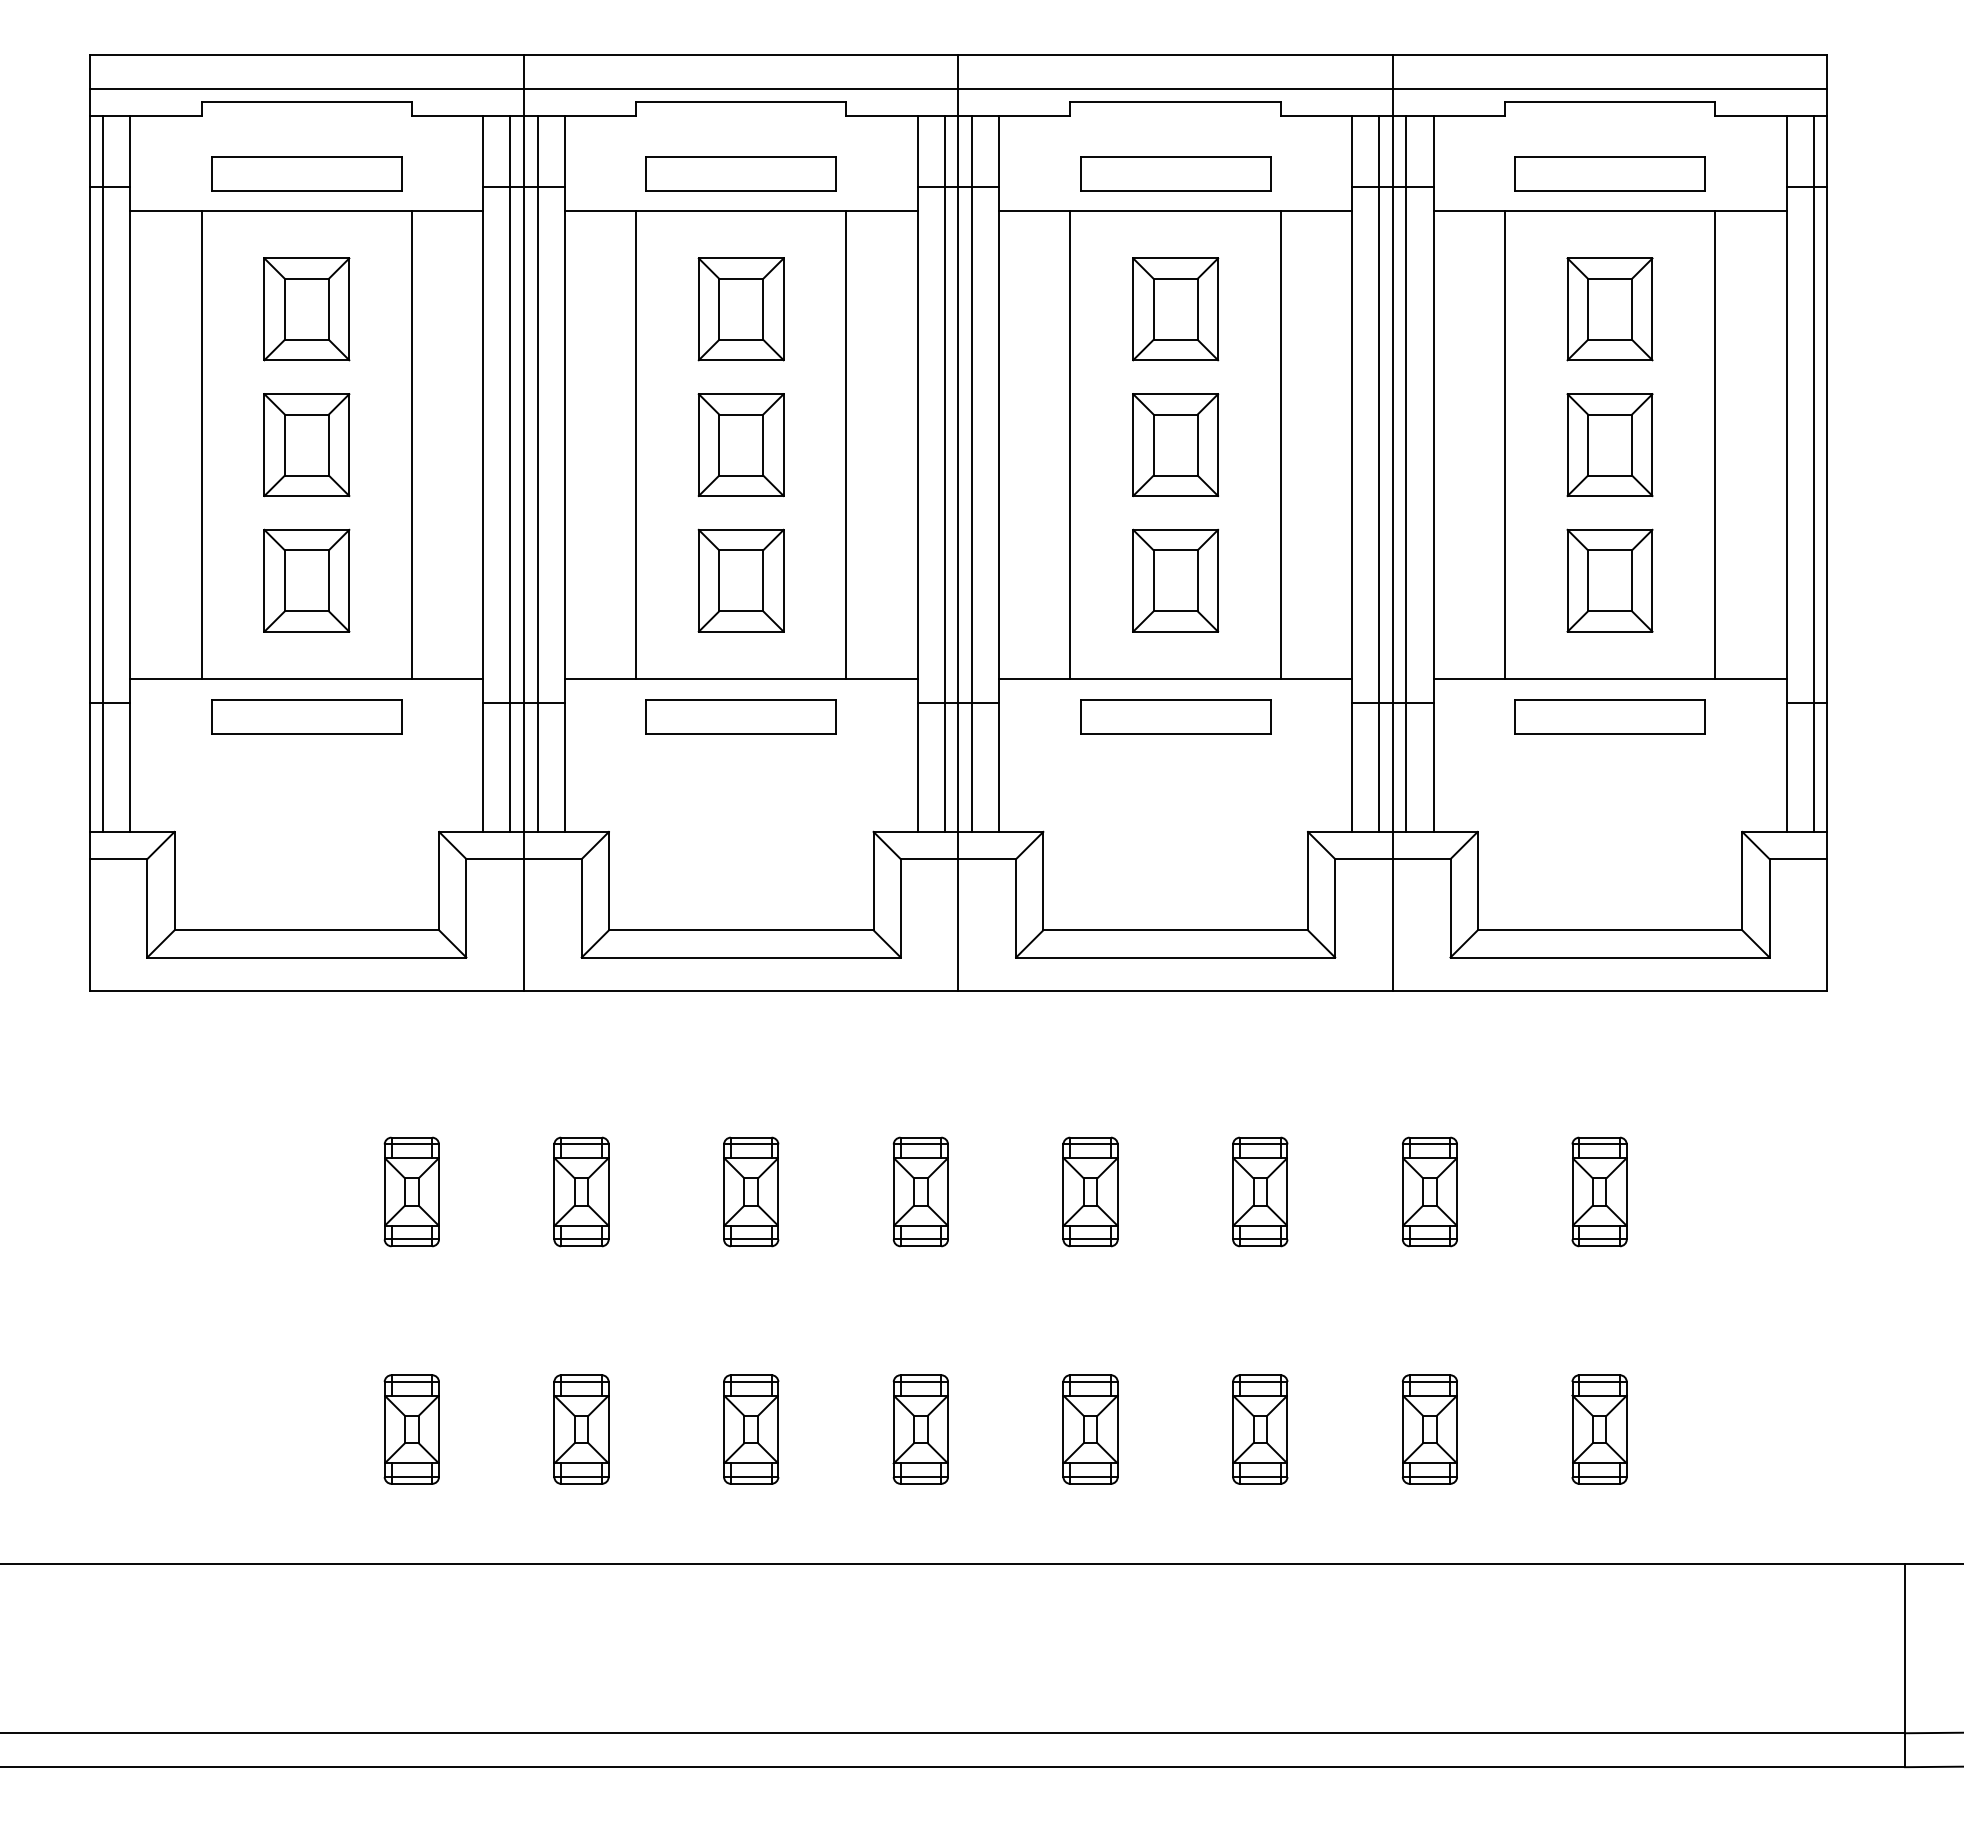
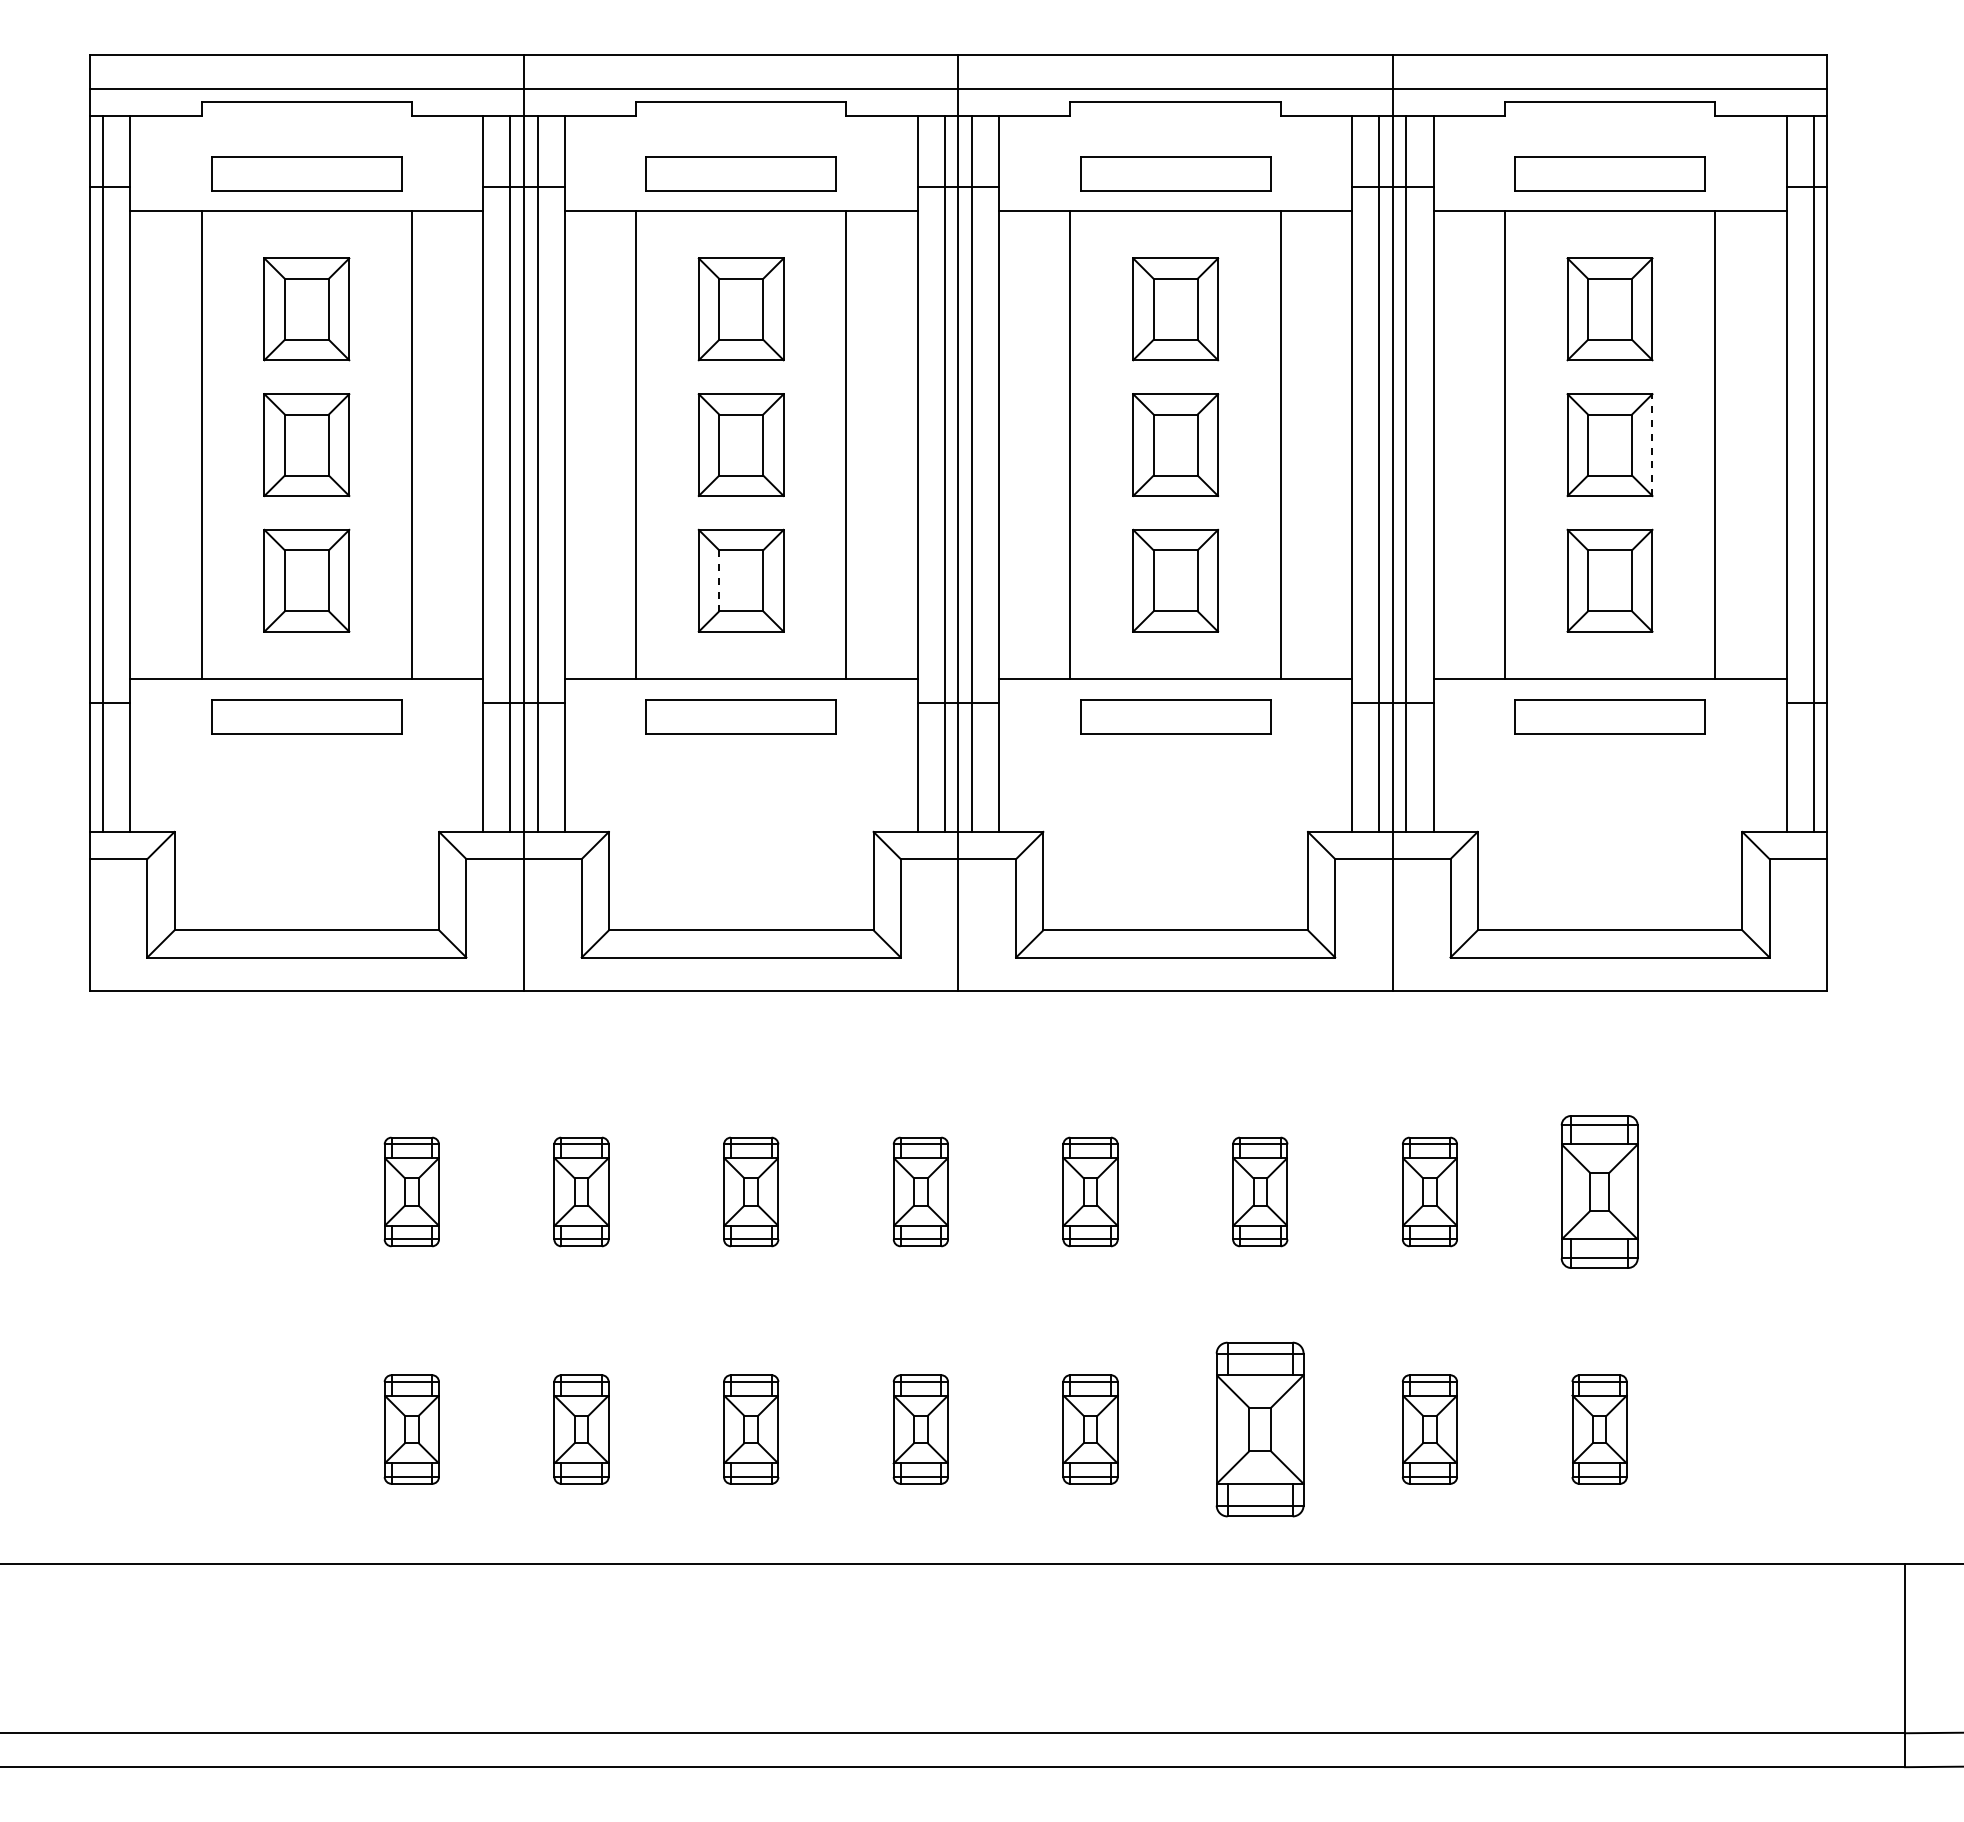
line: solid -> dashed (1652, 445)
line: solid -> dashed (719, 580)
part size: 57x112 px -> 79x154 px (1599, 1191)
part size: 57x111 px -> 90x177 px (1259, 1429)
